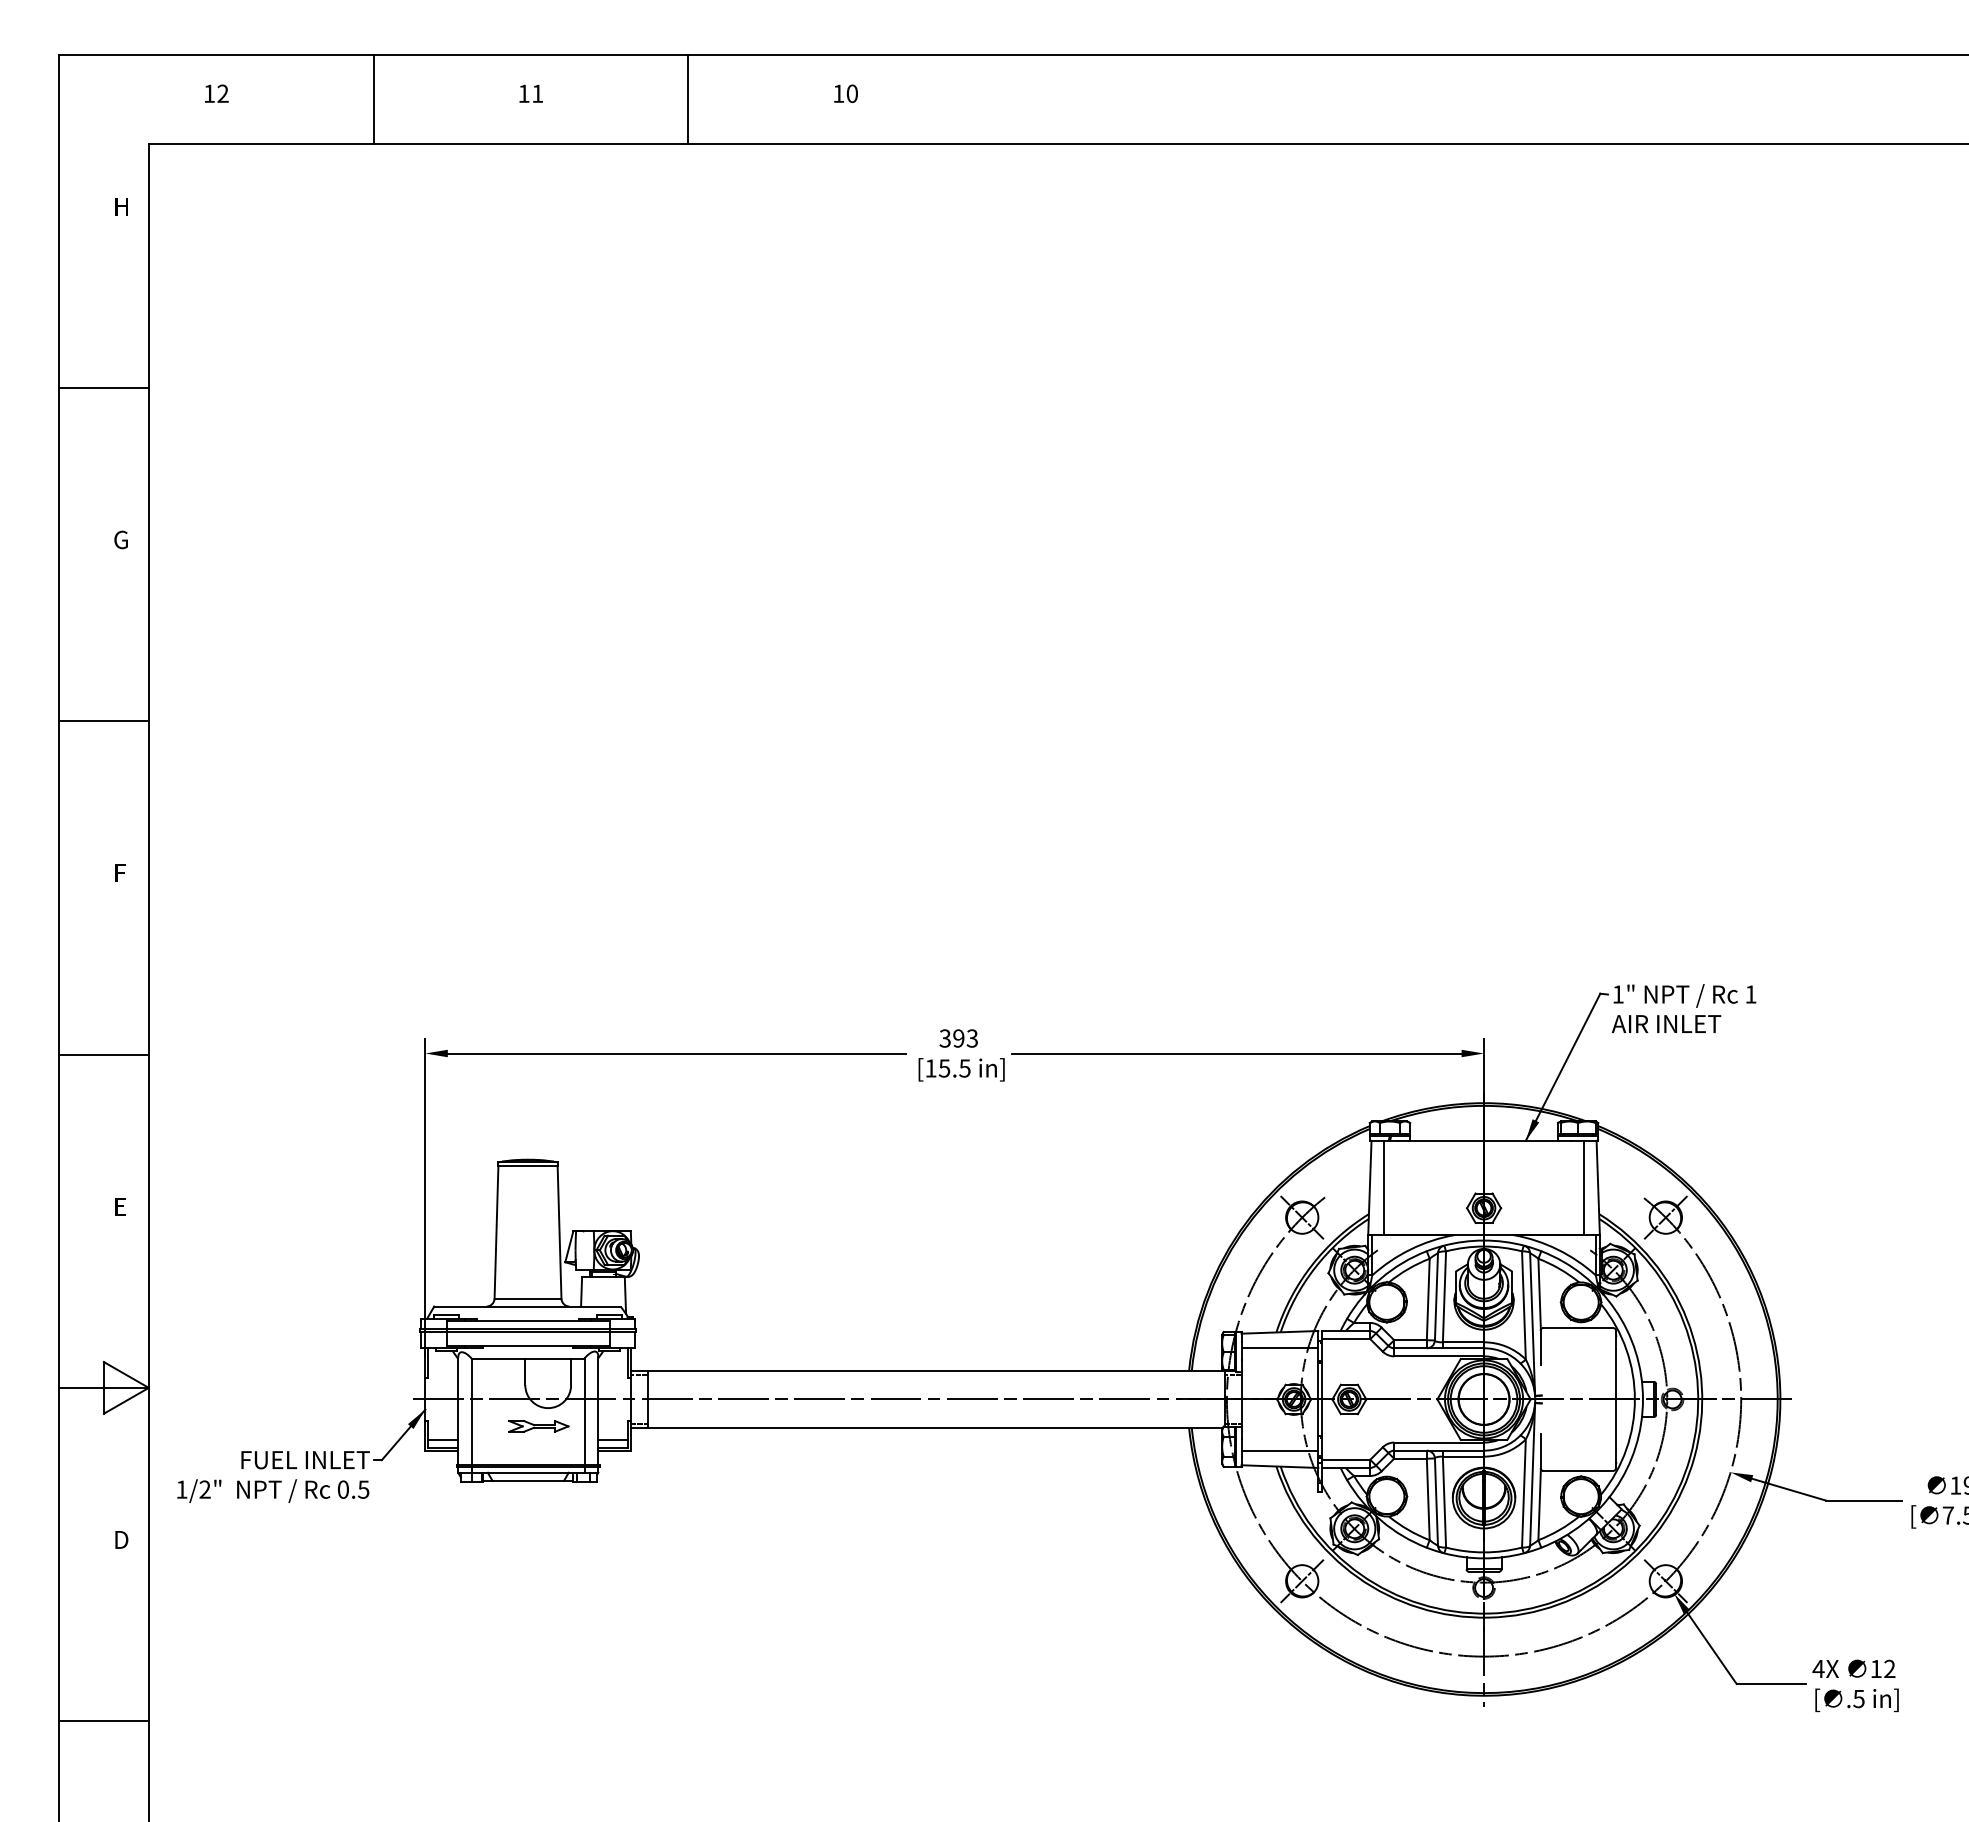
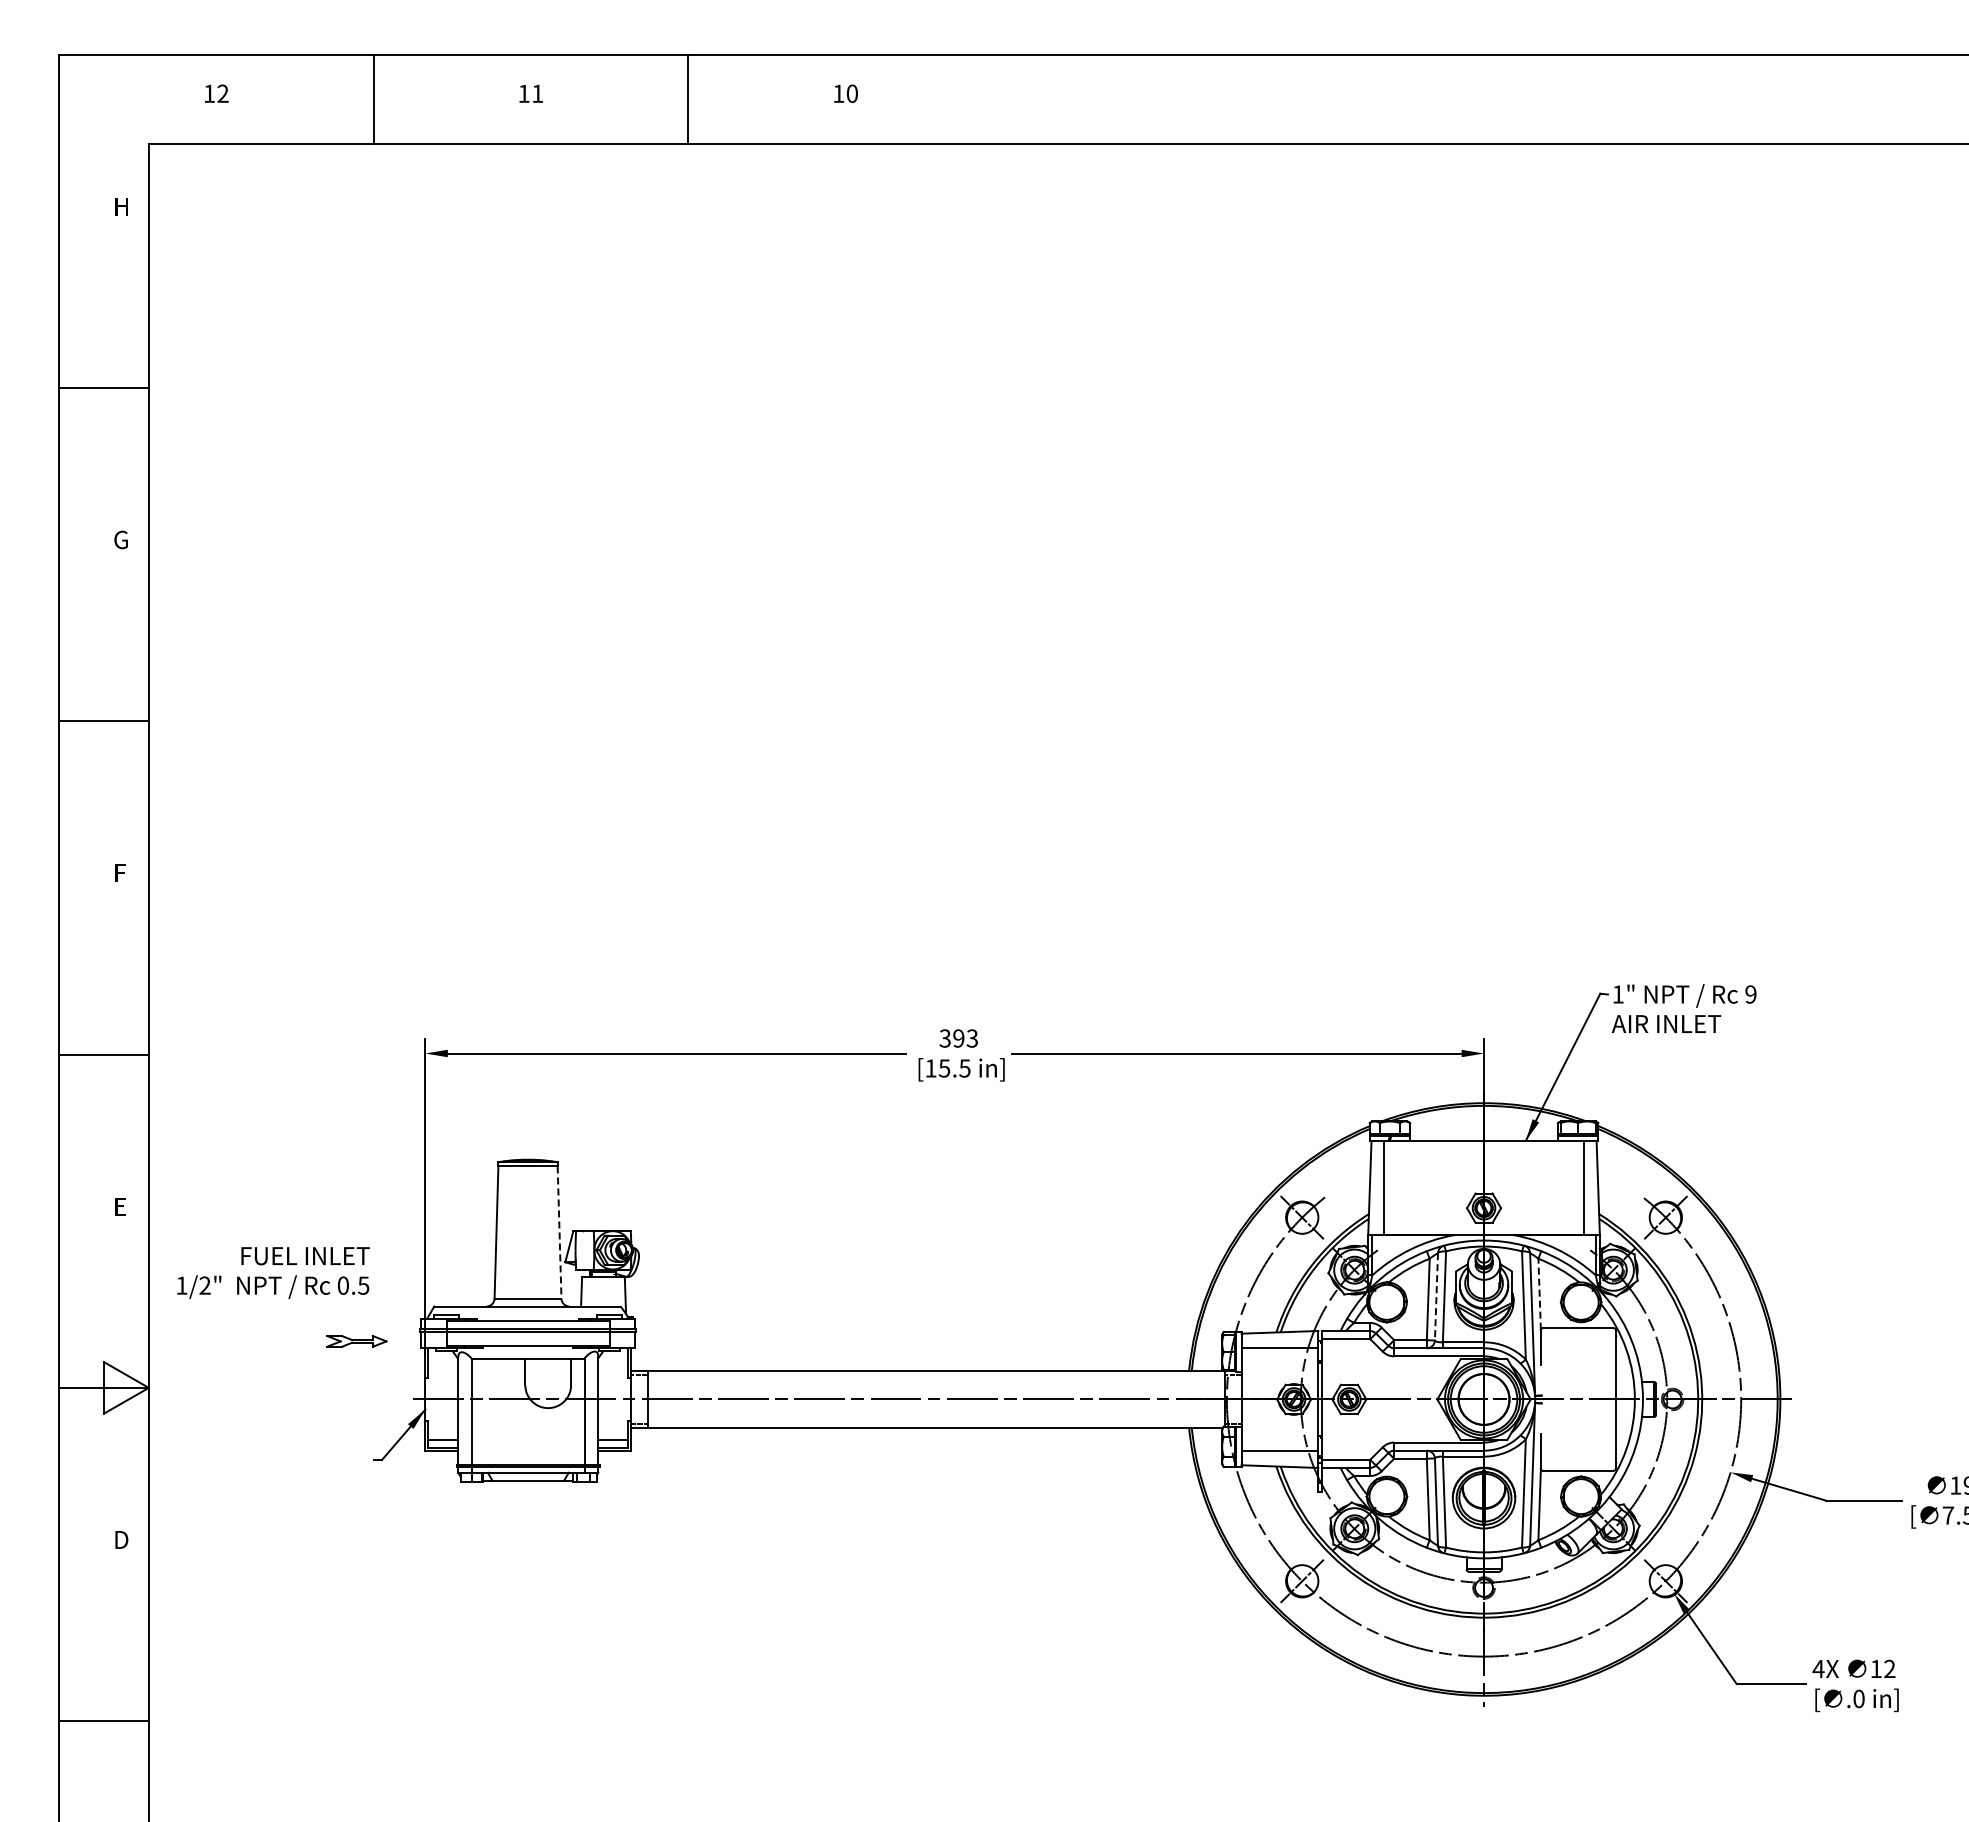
text: 1 -> 9 (1750, 994)
line: solid -> dashed (559, 1233)
line: solid -> dashed (1539, 1293)
line: solid -> dashed (1436, 1296)
part position: (538, 1426) -> (356, 1341) (356, 1341)
text position: (273, 1476) -> (273, 1272) (273, 1272)
text: .5 -> .0 (1858, 1698)
